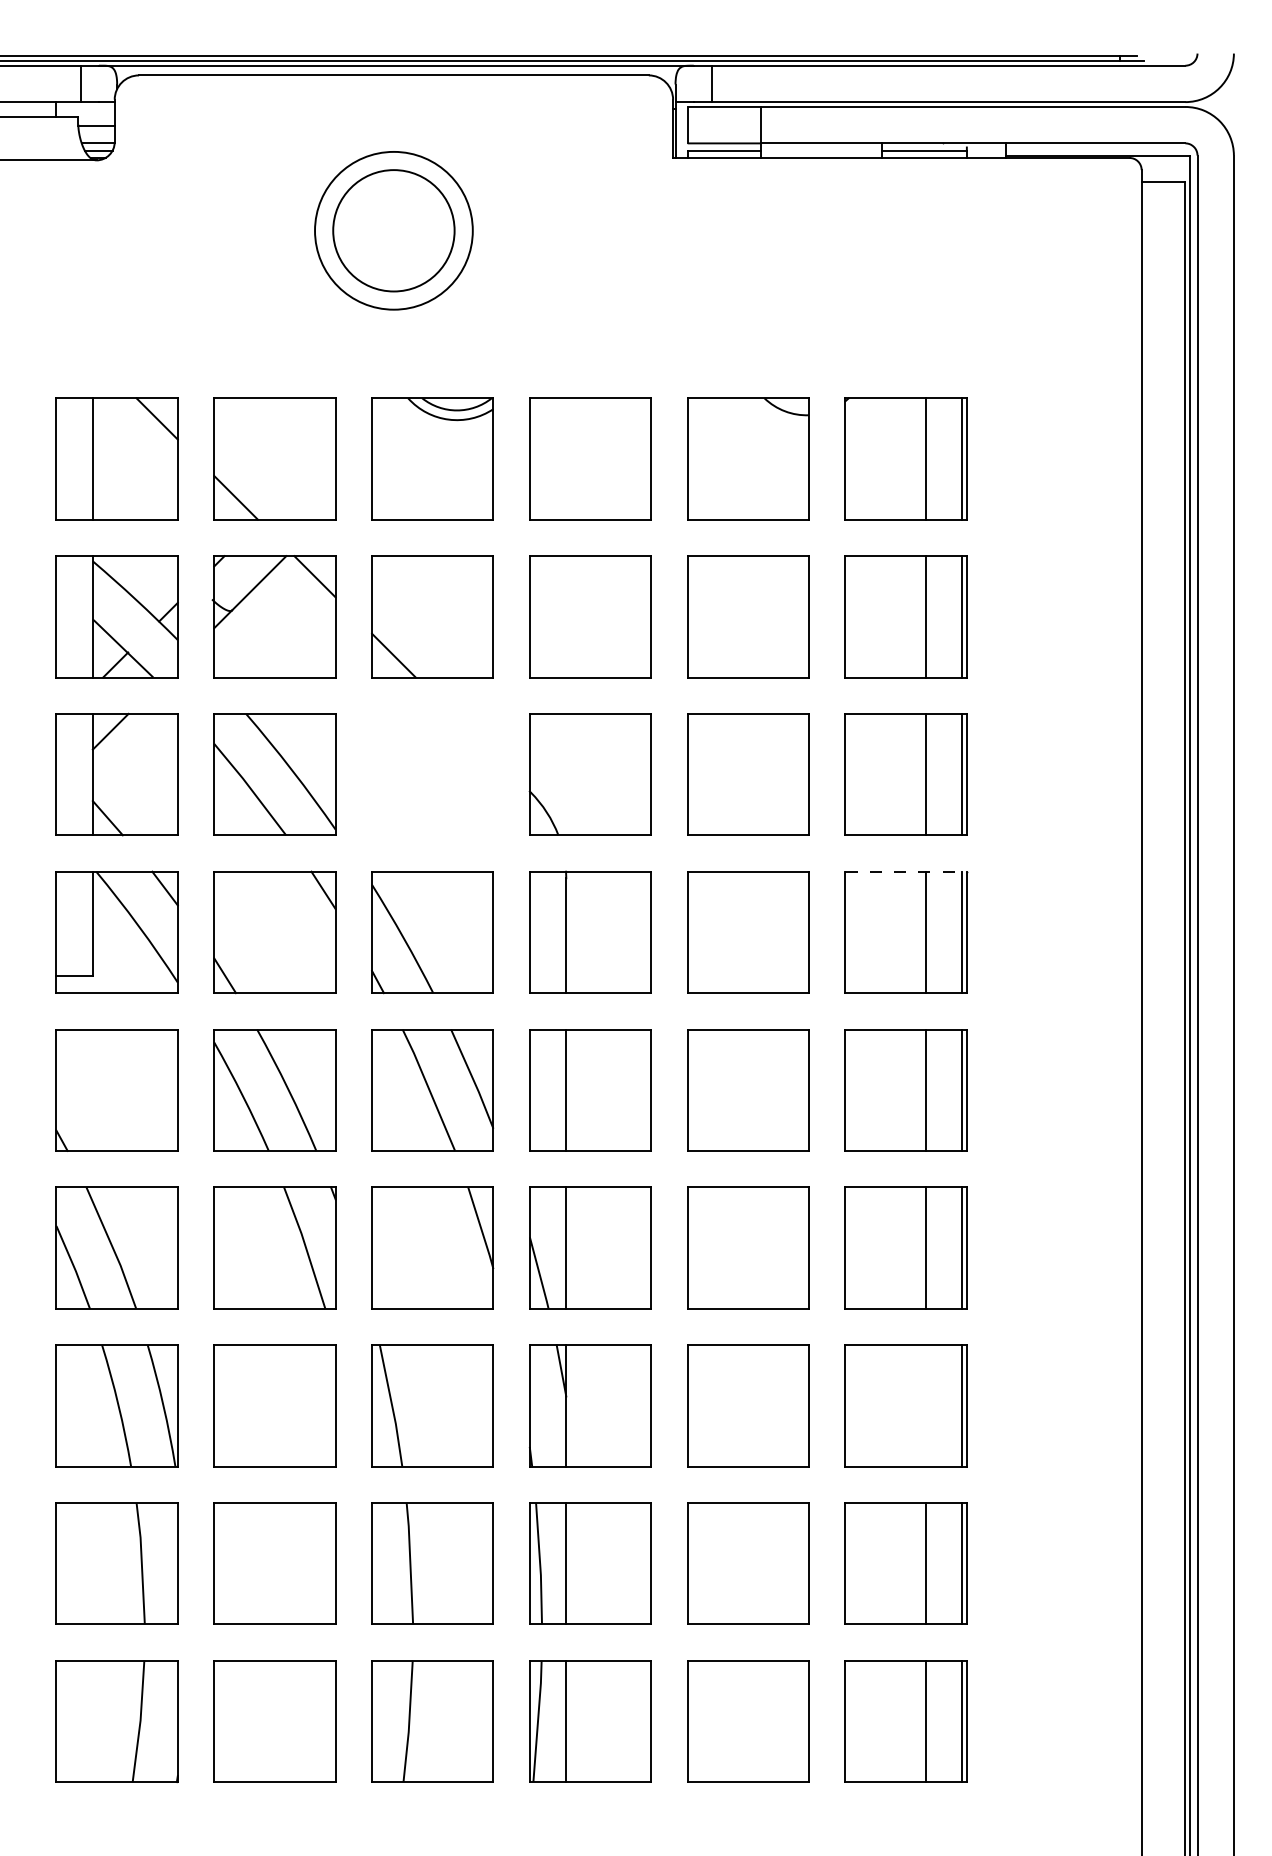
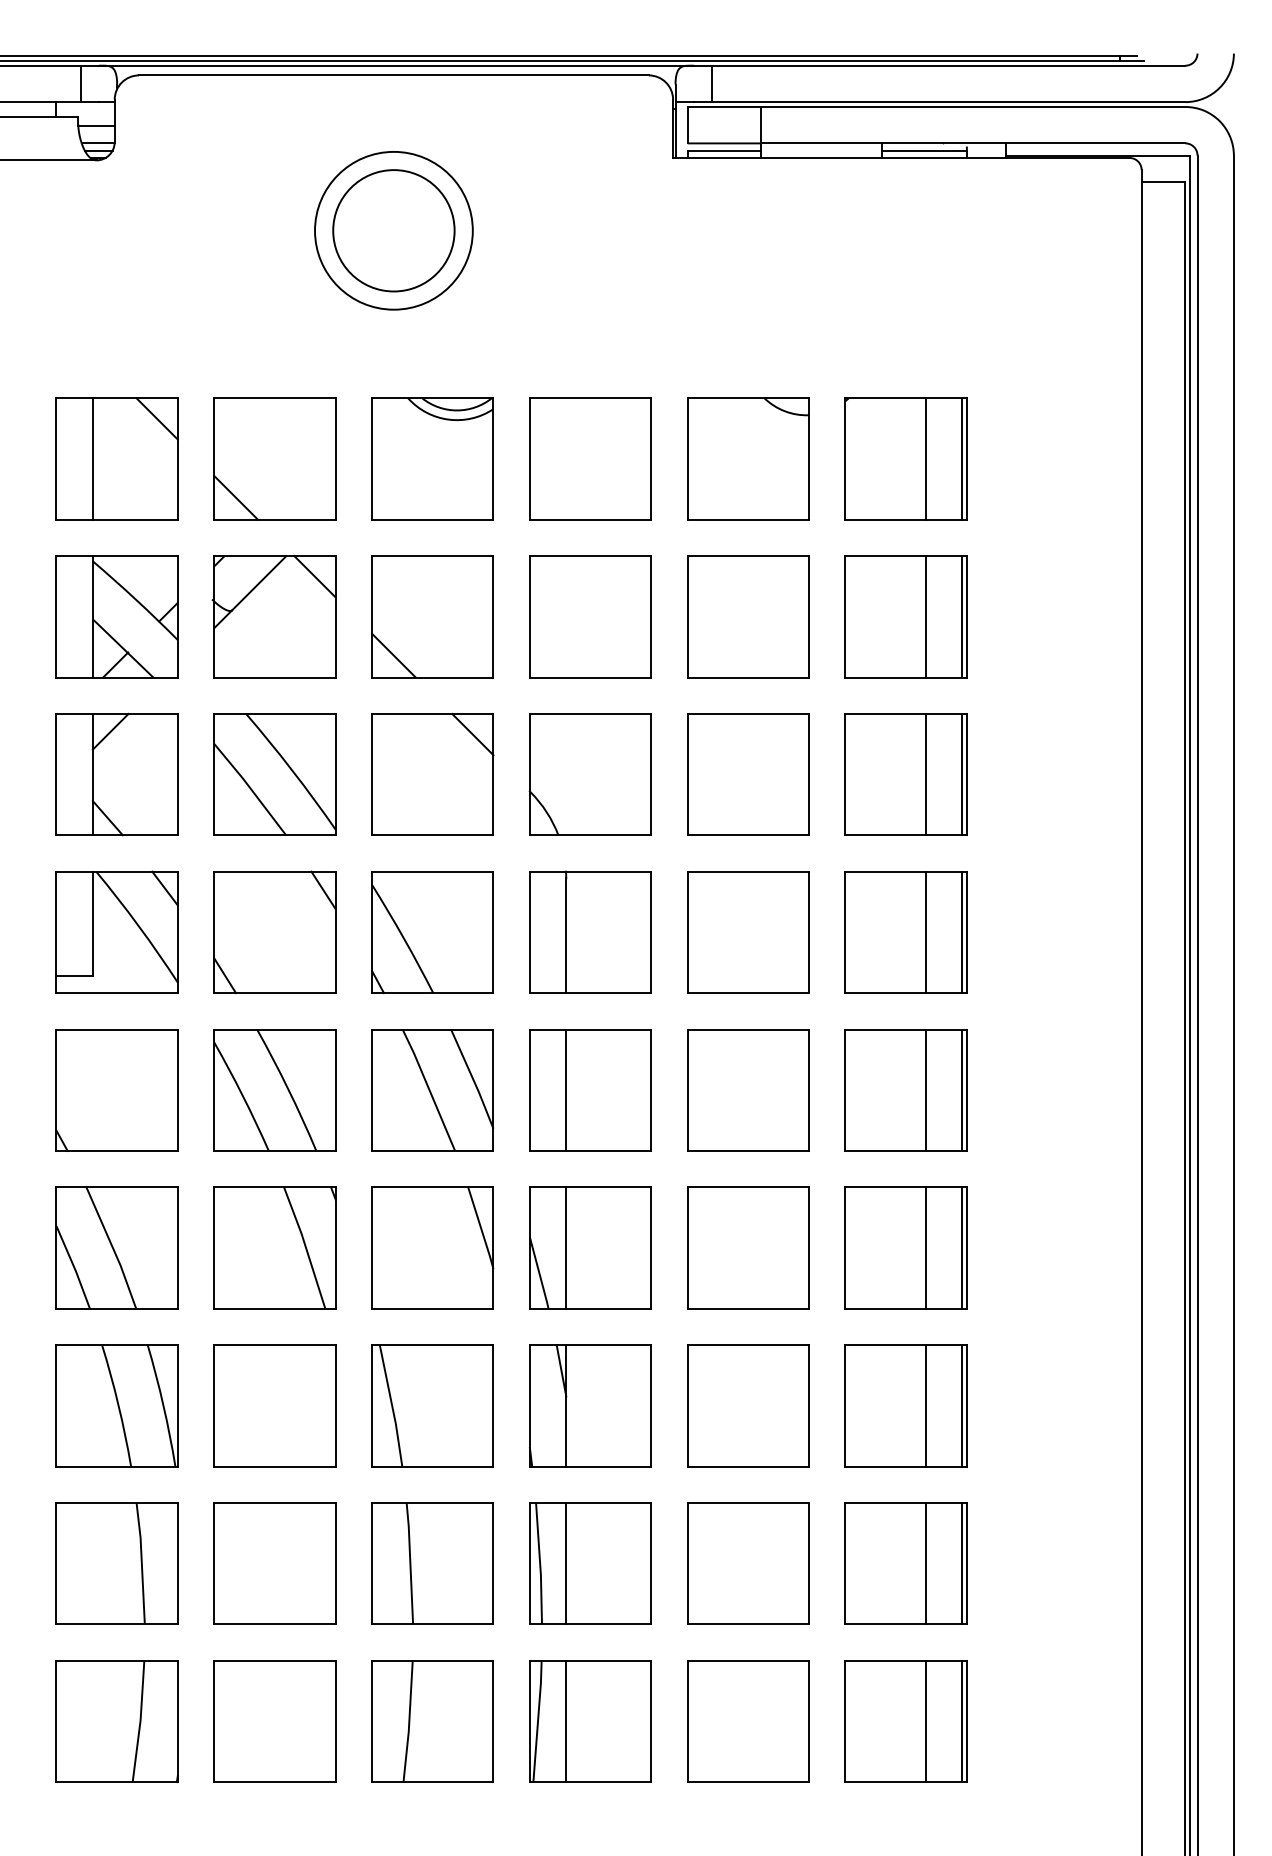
part: none -> present (432, 773)
line: dashed -> solid (906, 871)
line: none -> present (925, 1405)
